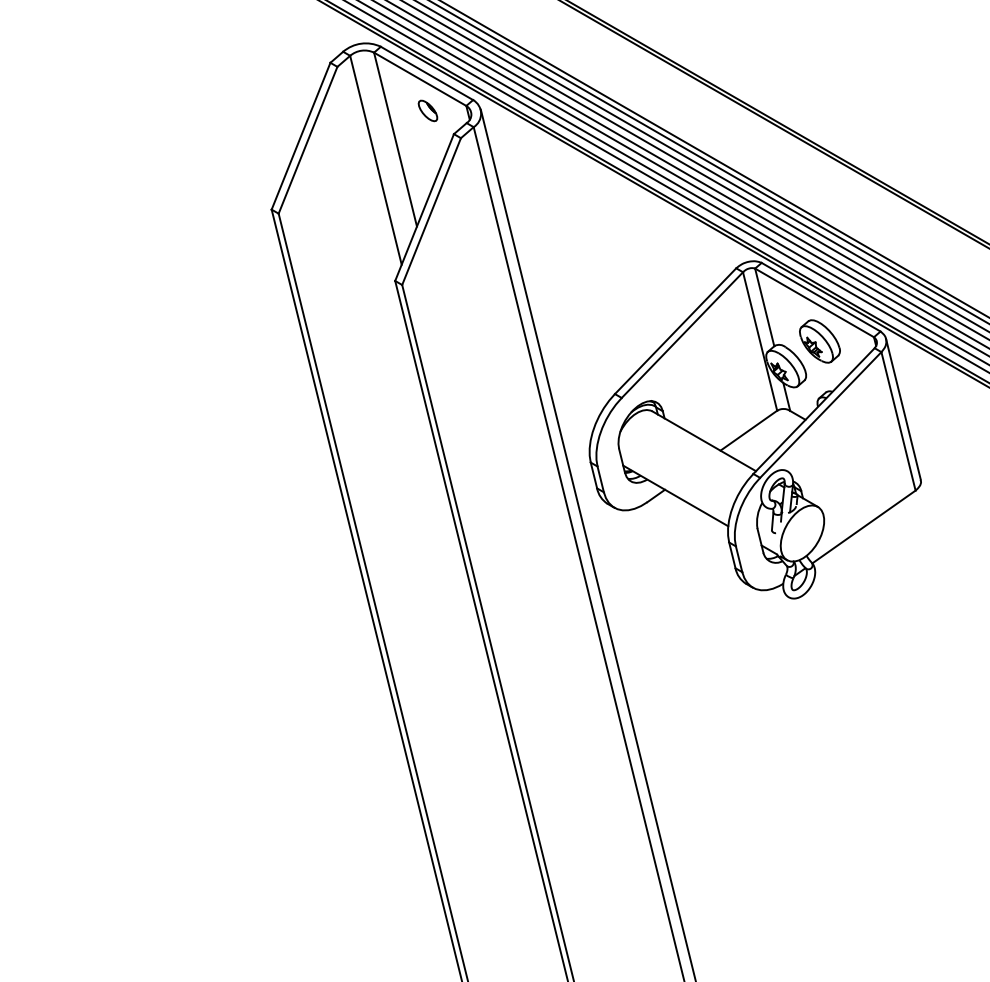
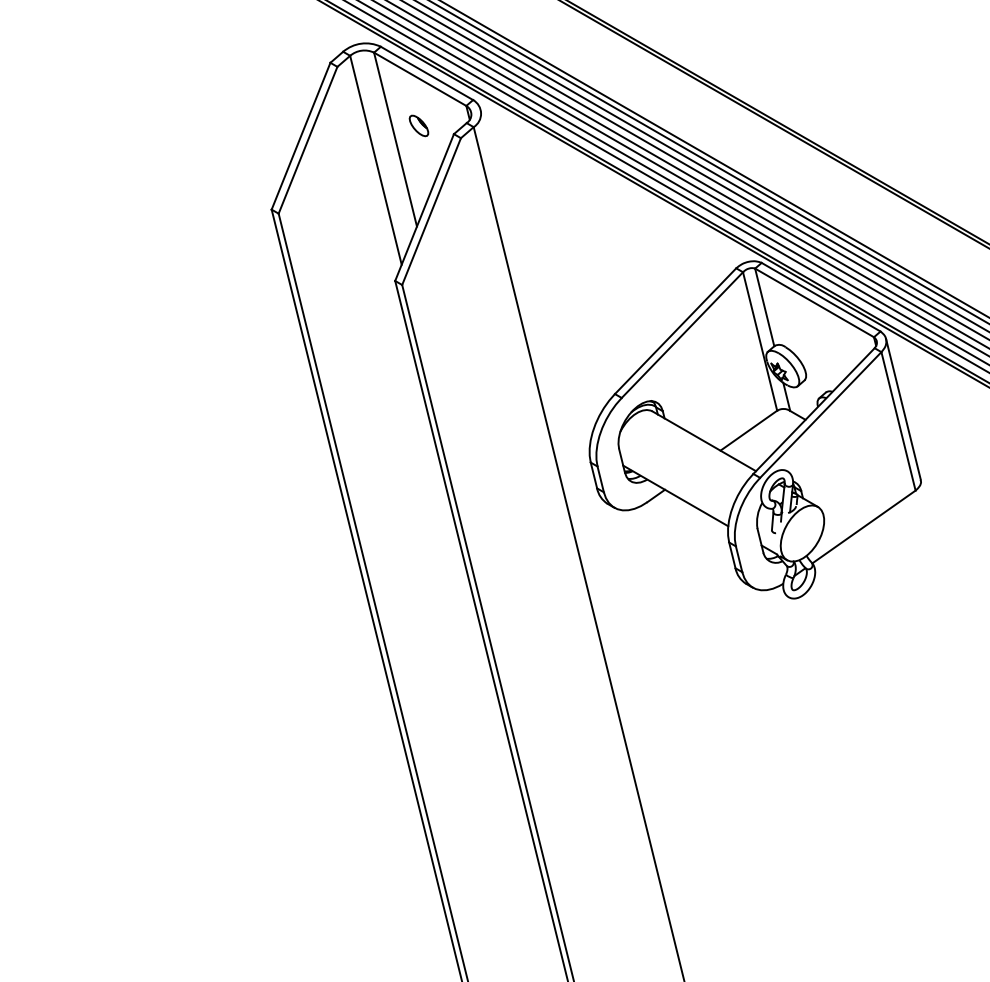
part position: (427, 110) -> (418, 125) (418, 125)
part: present -> none (819, 341)
line: present -> none (587, 543)
